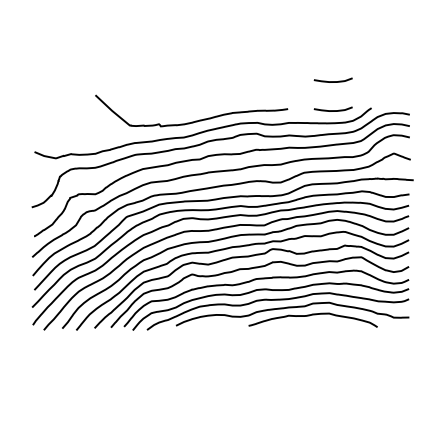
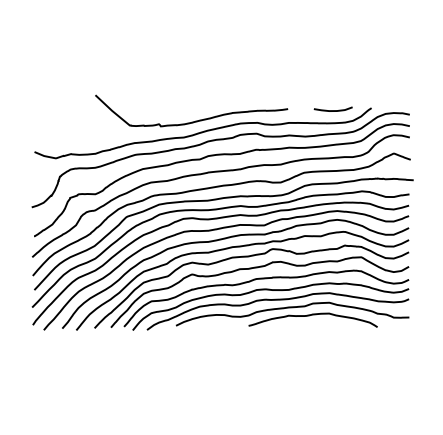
curve: present -> none (332, 81)
